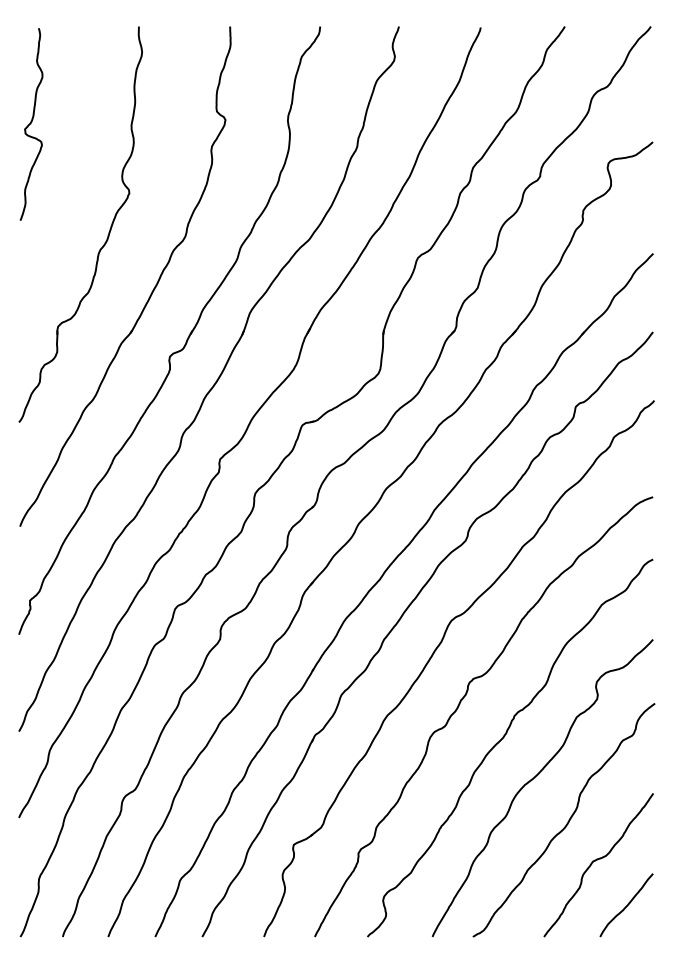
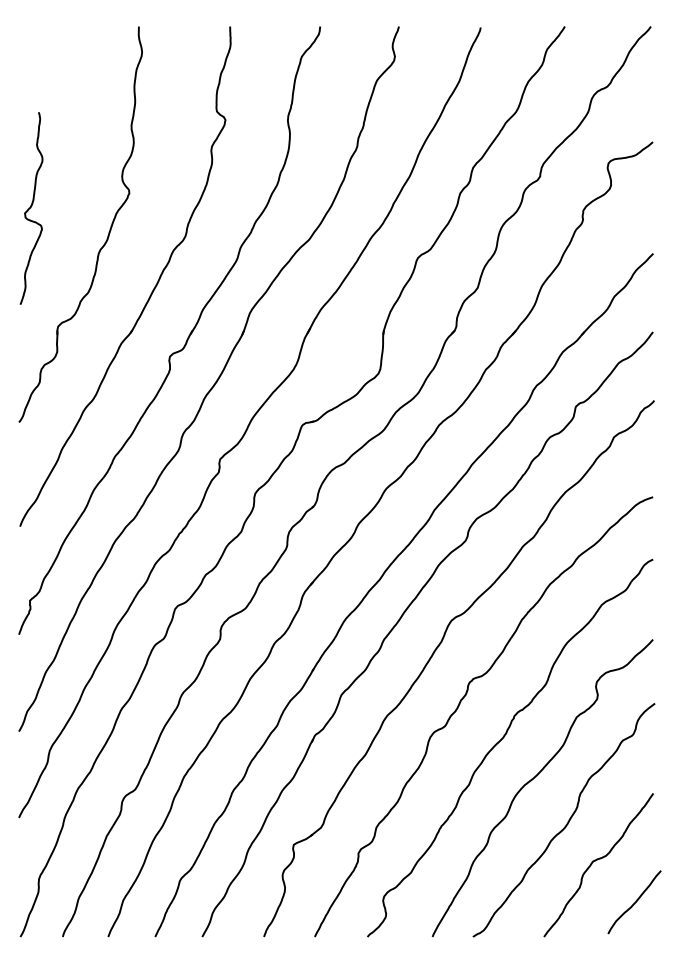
curve position: (31, 123) -> (31, 207) (31, 207)
curve position: (626, 905) -> (634, 902) (634, 902)
